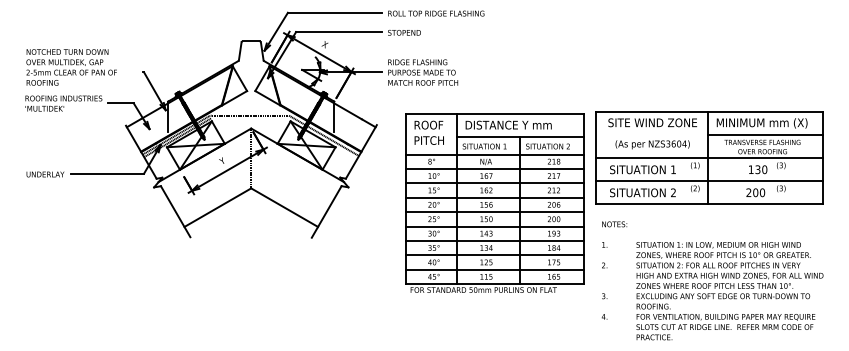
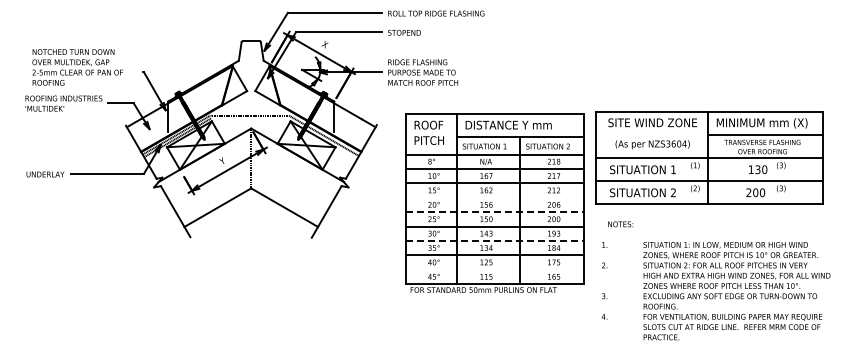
text position: (71, 67) -> (77, 67) (77, 67)
line: present -> none (494, 197)
line: solid -> dashed (494, 212)
text position: (614, 224) -> (620, 224) (620, 224)
line: solid -> dashed (494, 240)
line: present -> none (494, 269)
text position: (729, 291) -> (736, 291) (736, 291)
